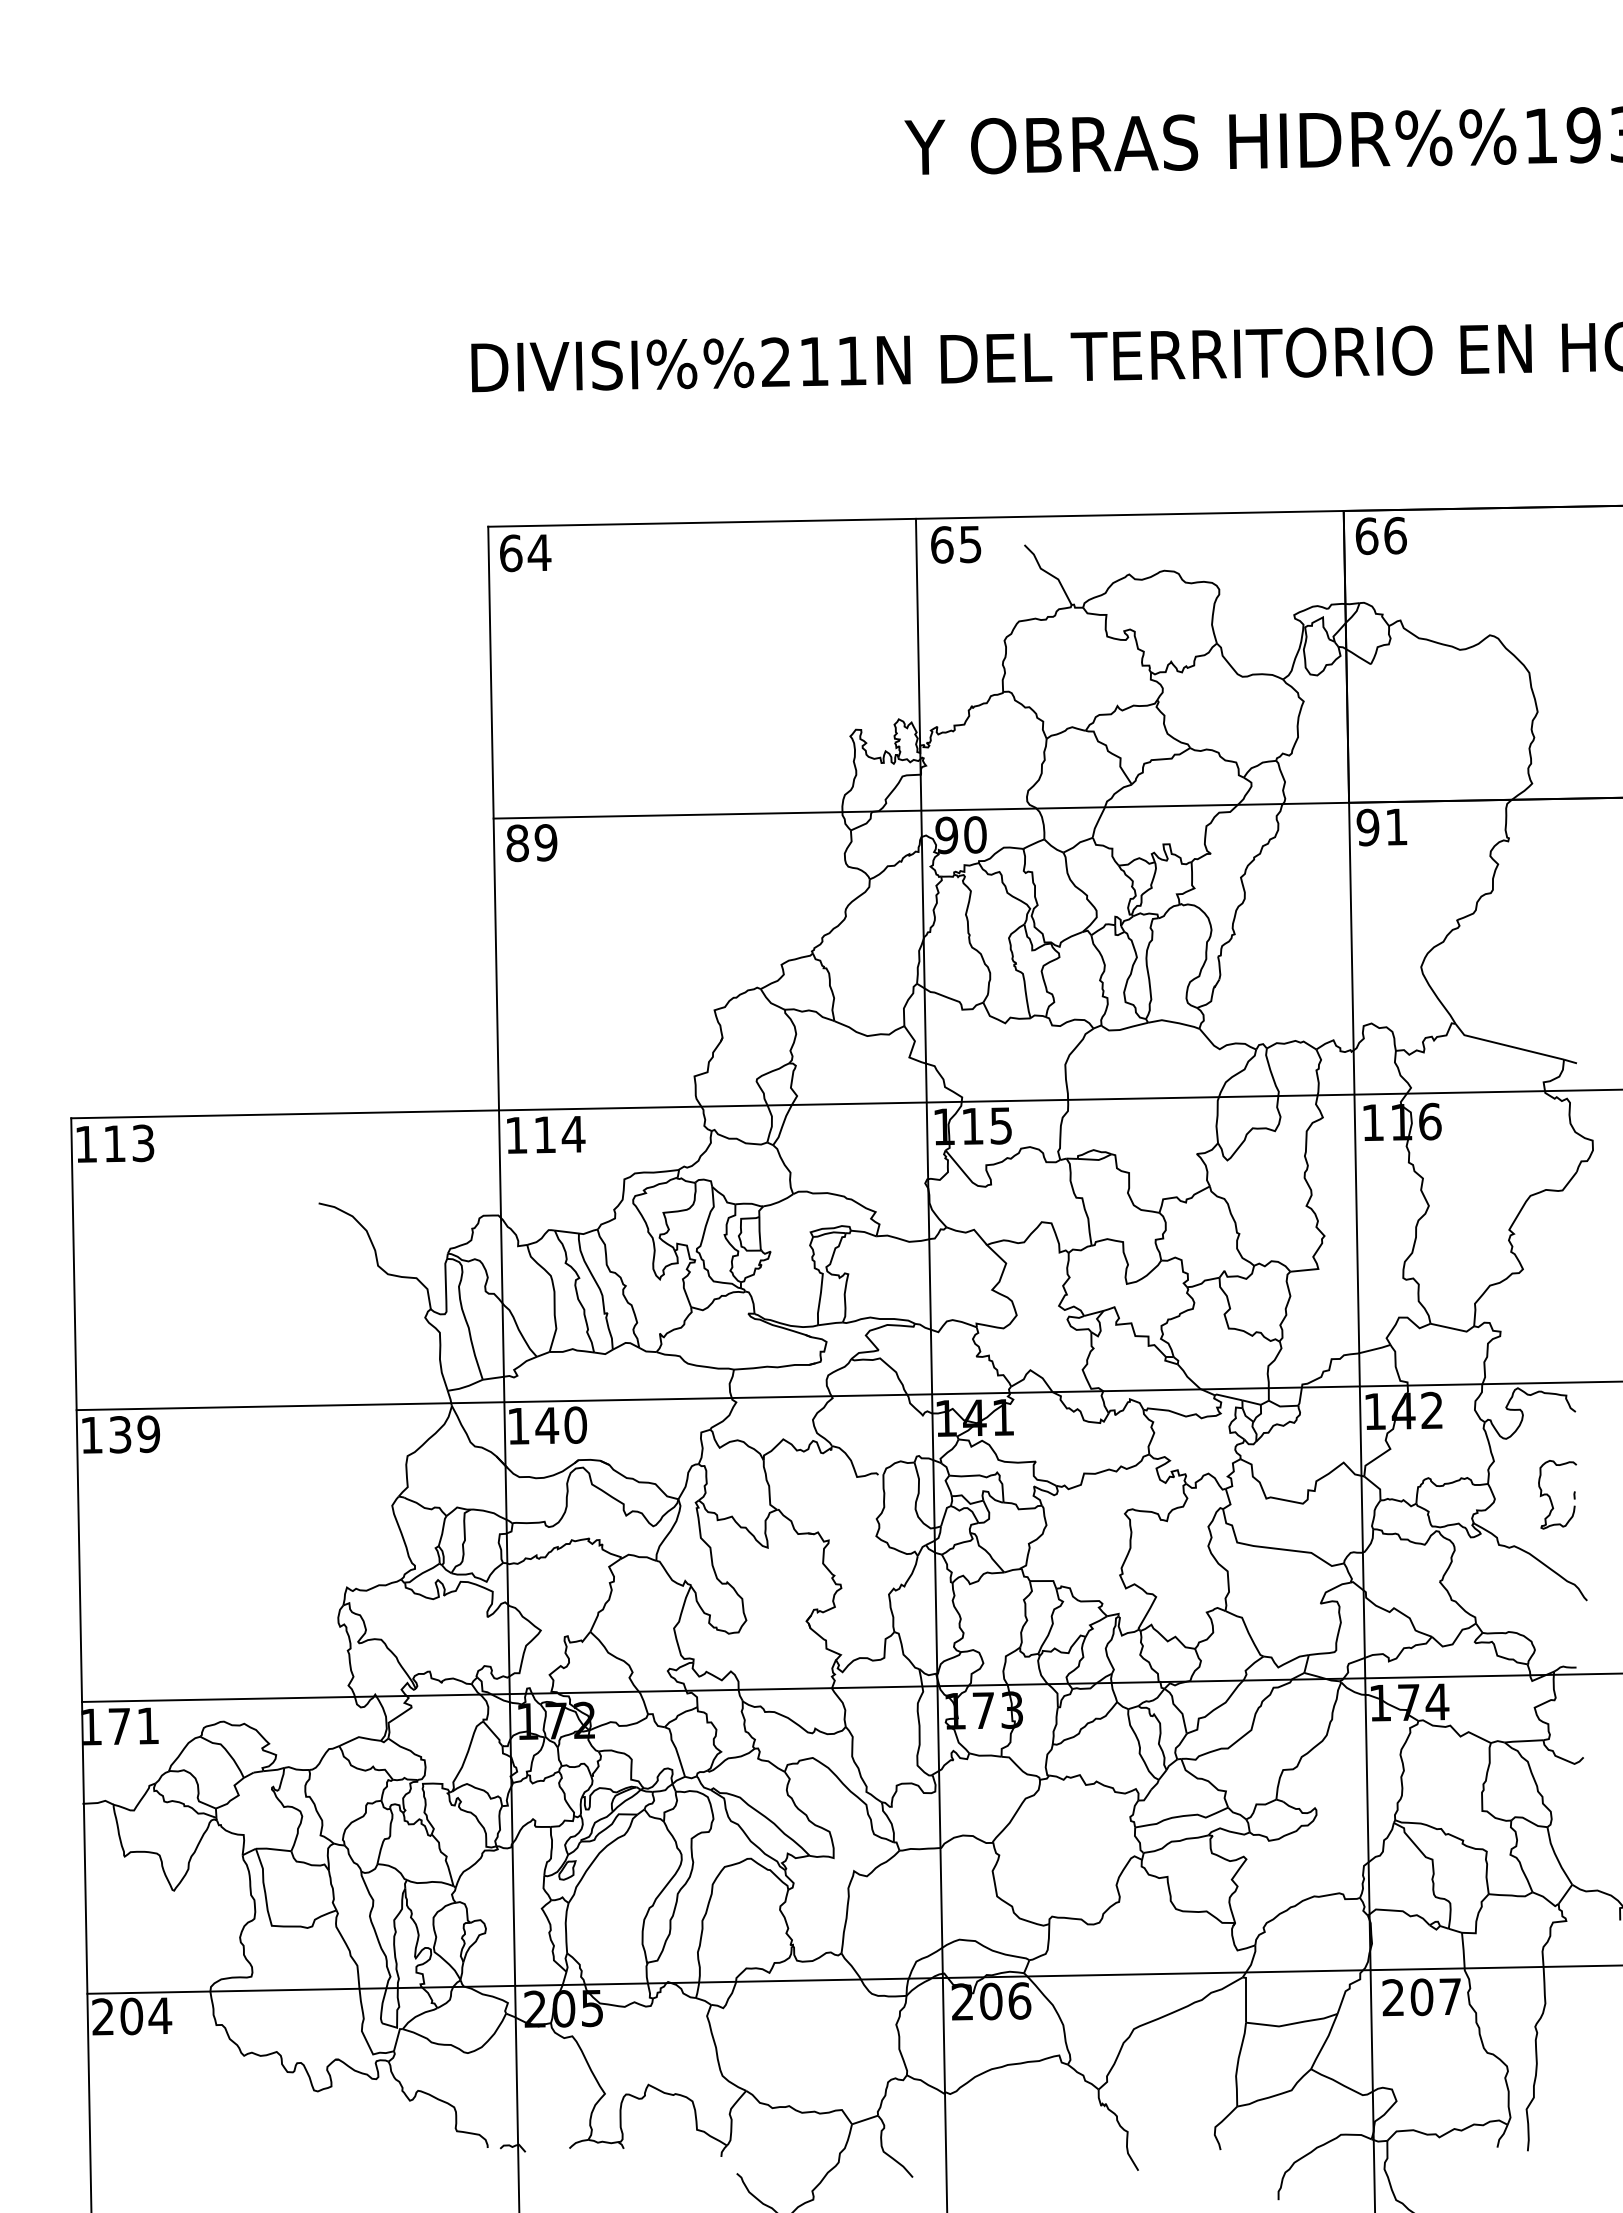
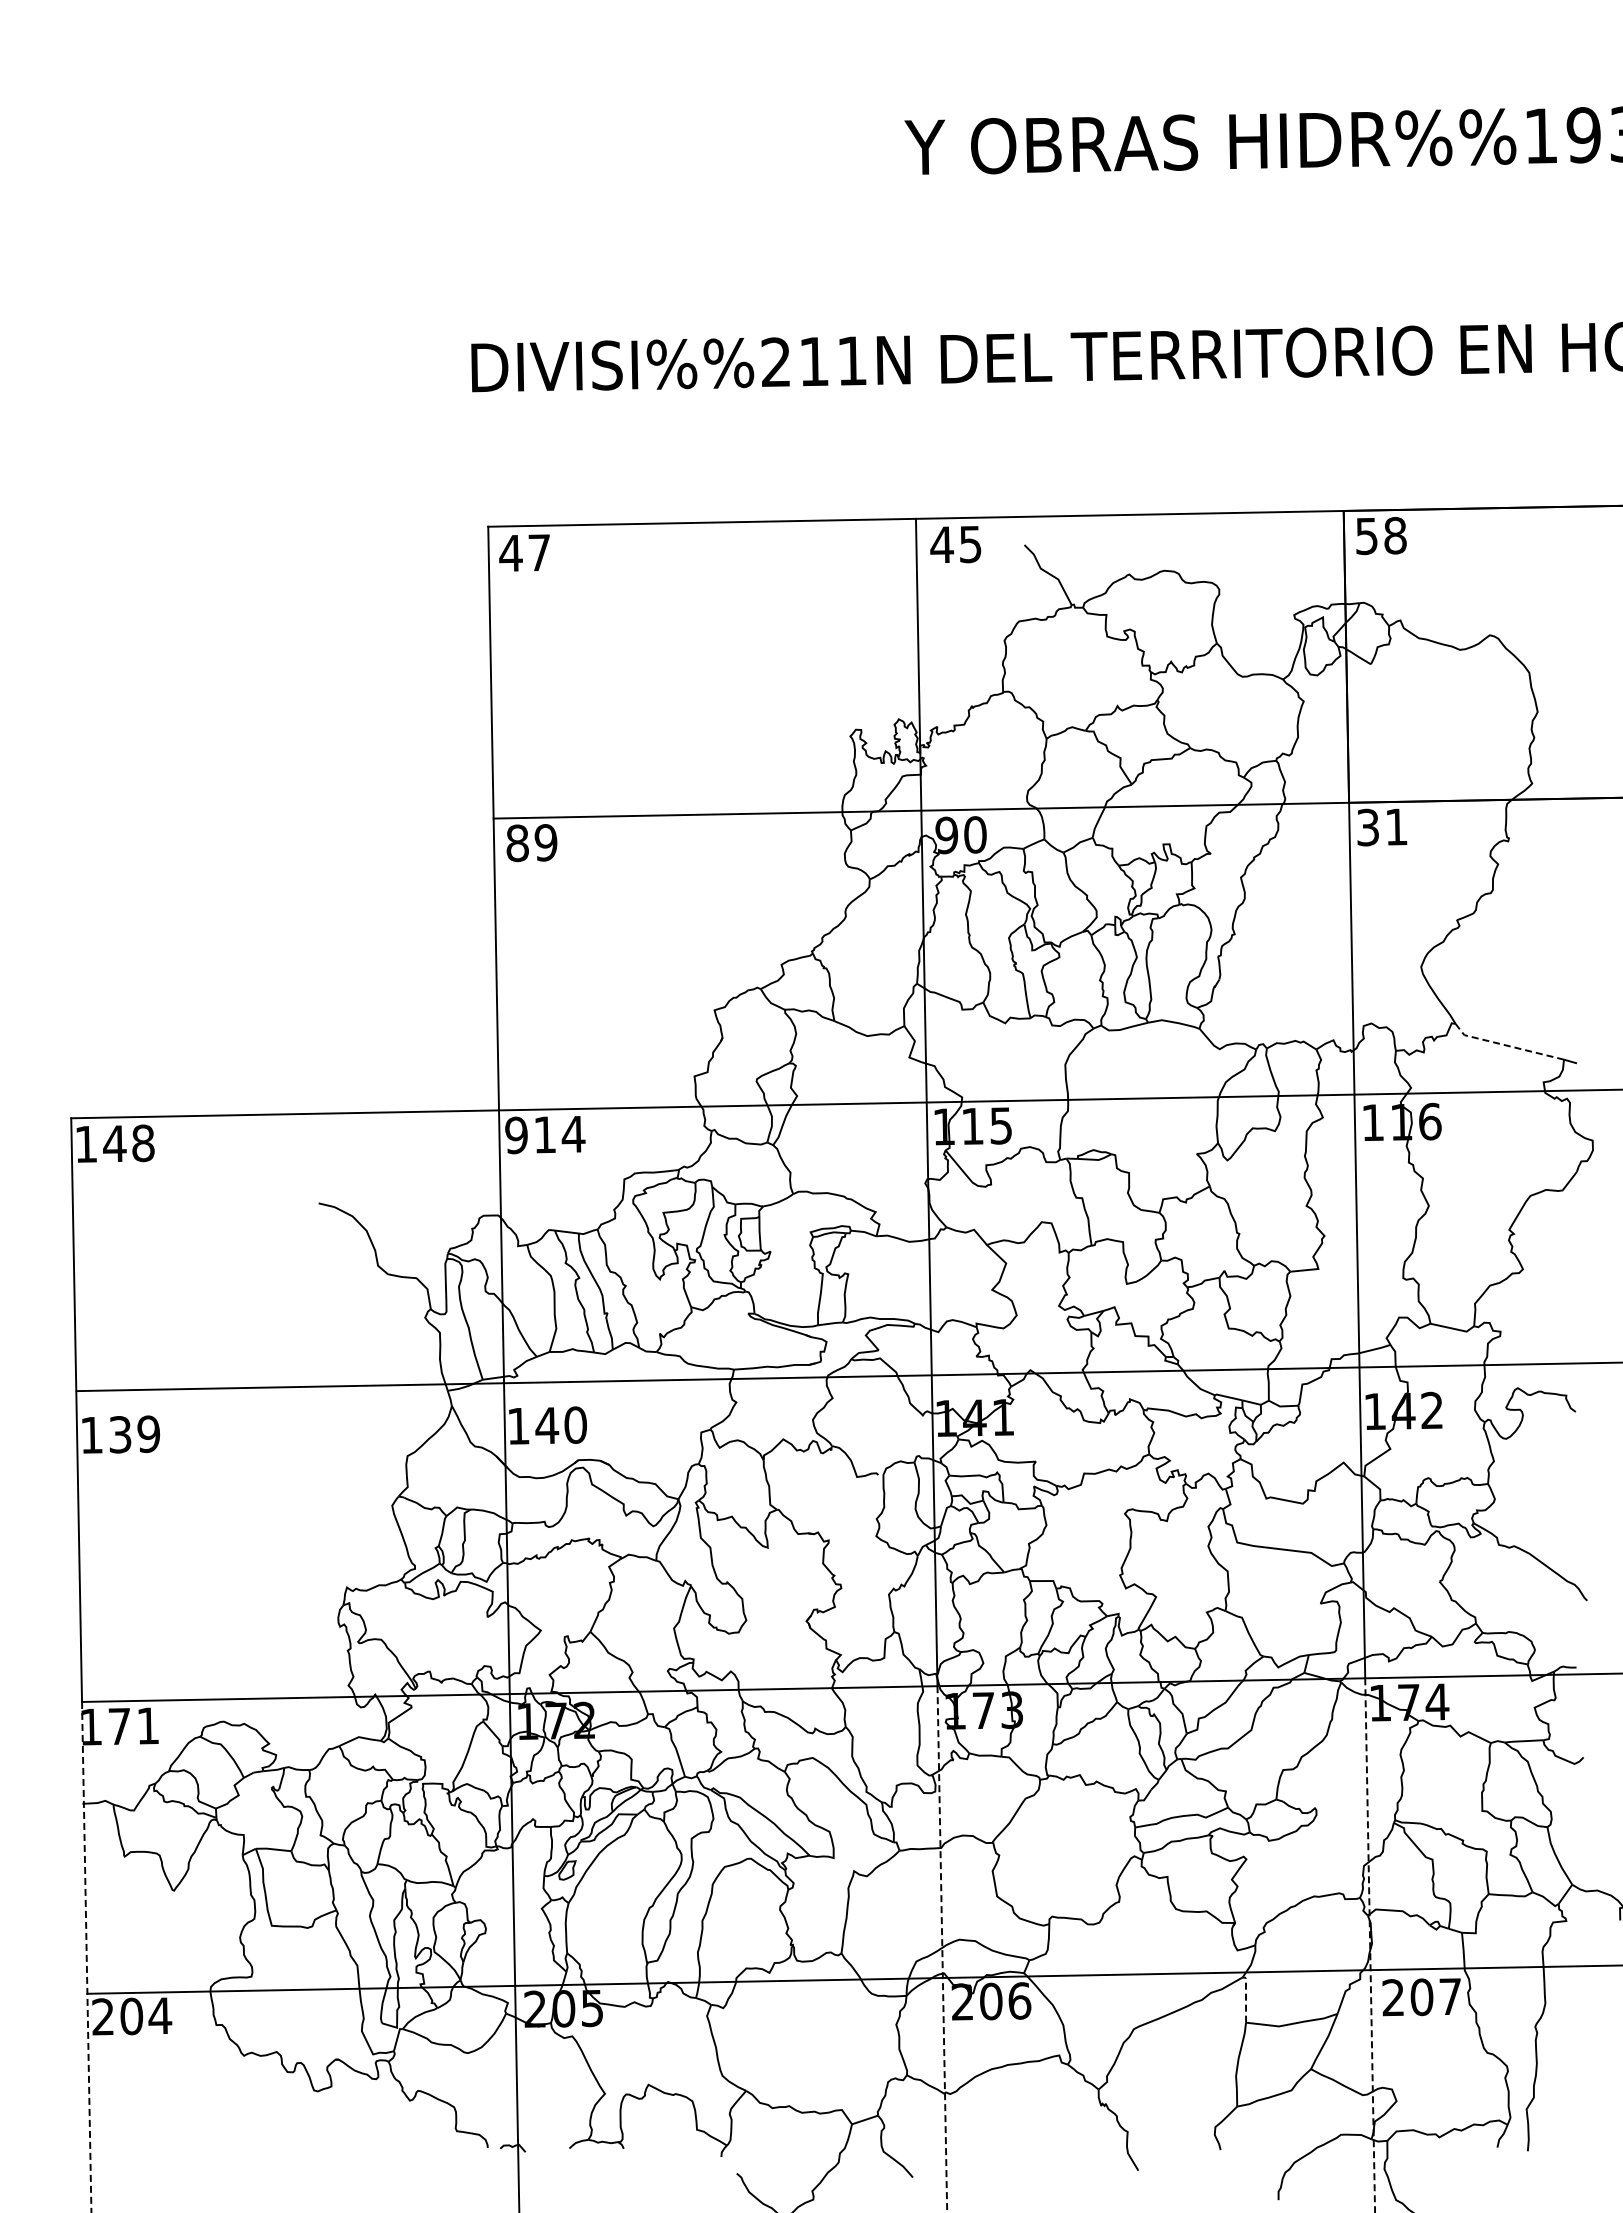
text: 66 -> 58 (1380, 535)
text: 65 -> 45 (942, 544)
text: 64 -> 47 (525, 553)
text: 91 -> 31 (1367, 827)
line: solid -> dashed (1505, 1045)
text: 114 -> 914 (516, 1135)
text: 113 -> 148 (128, 1143)
line position: (847, 1395) -> (847, 1376) (847, 1376)
part: present -> none (1550, 1496)
line: solid -> dashed (1370, 1945)
line: solid -> dashed (942, 1950)
line: solid -> dashed (86, 1957)
line: solid -> dashed (1246, 1997)
